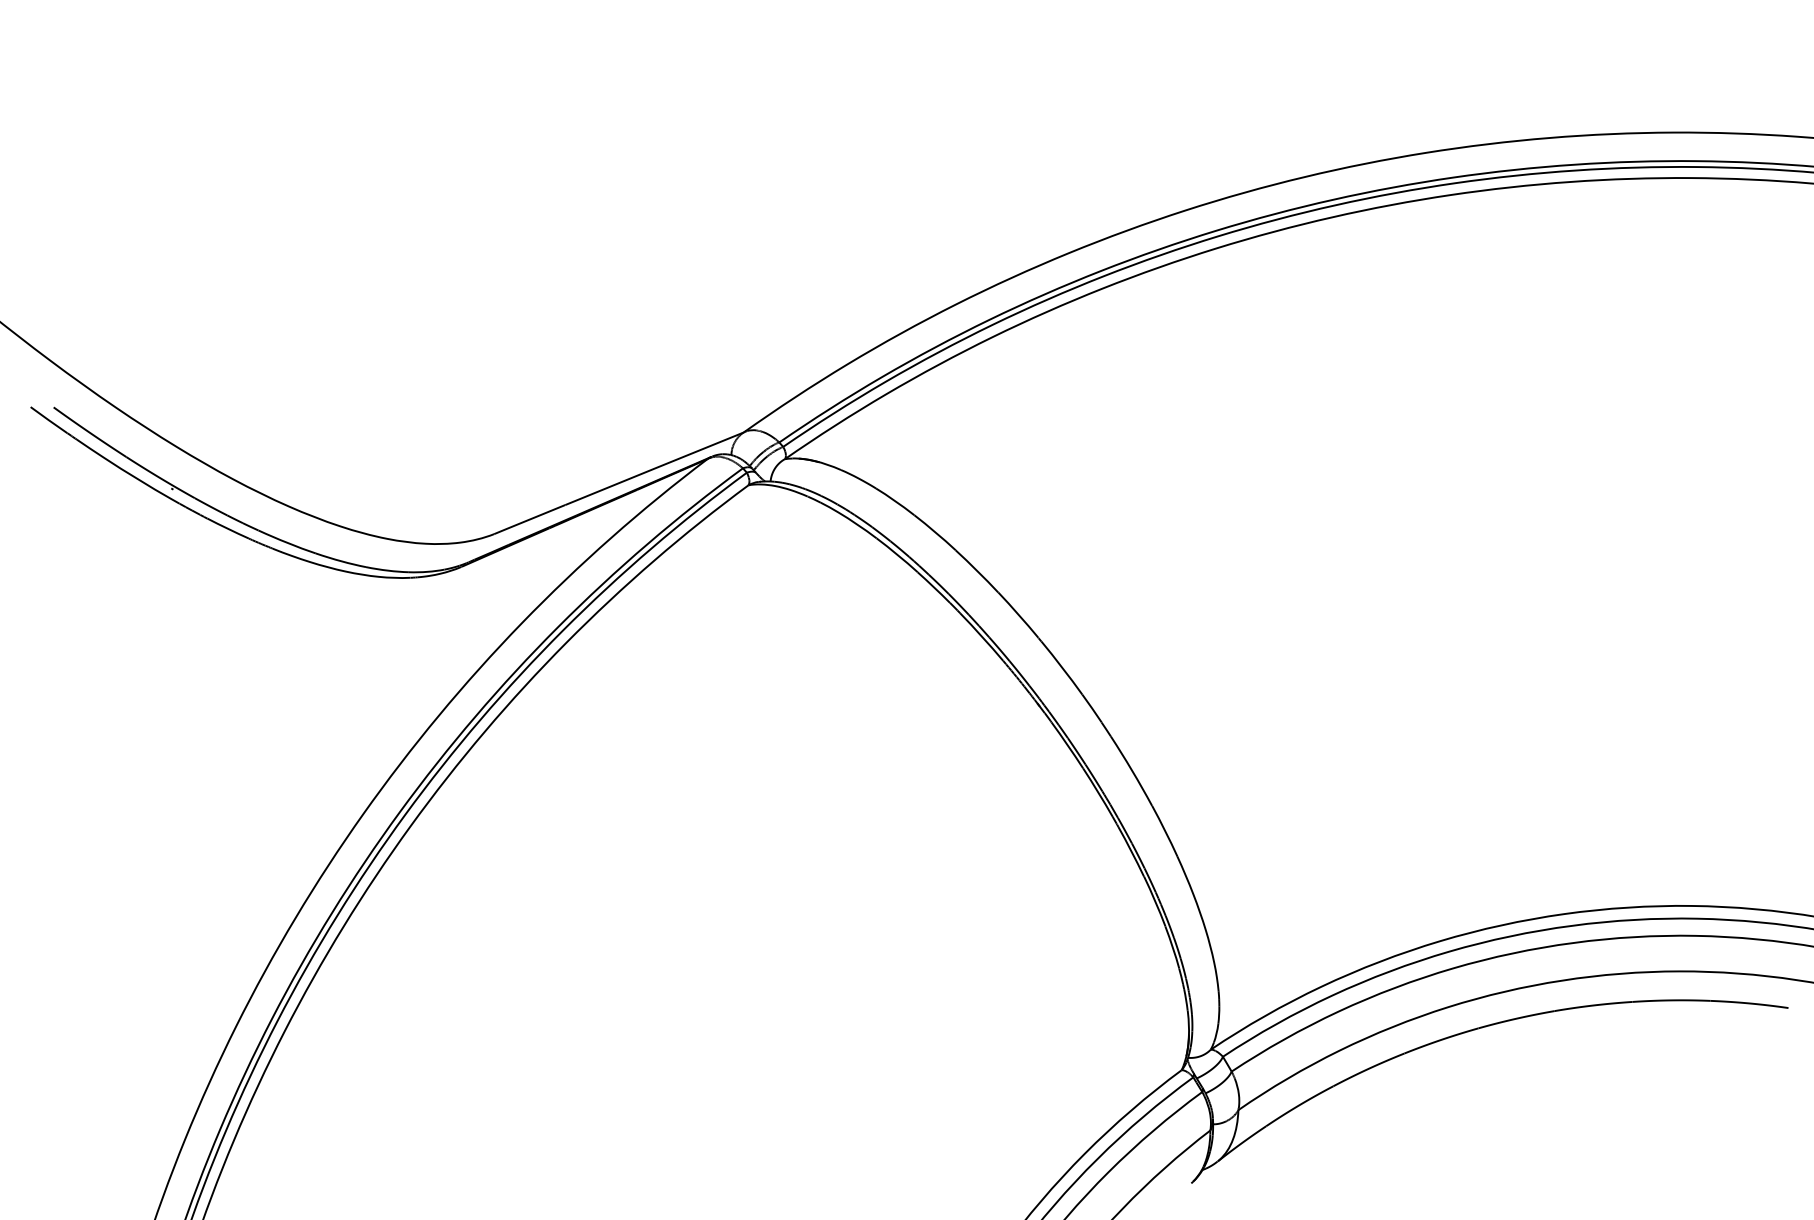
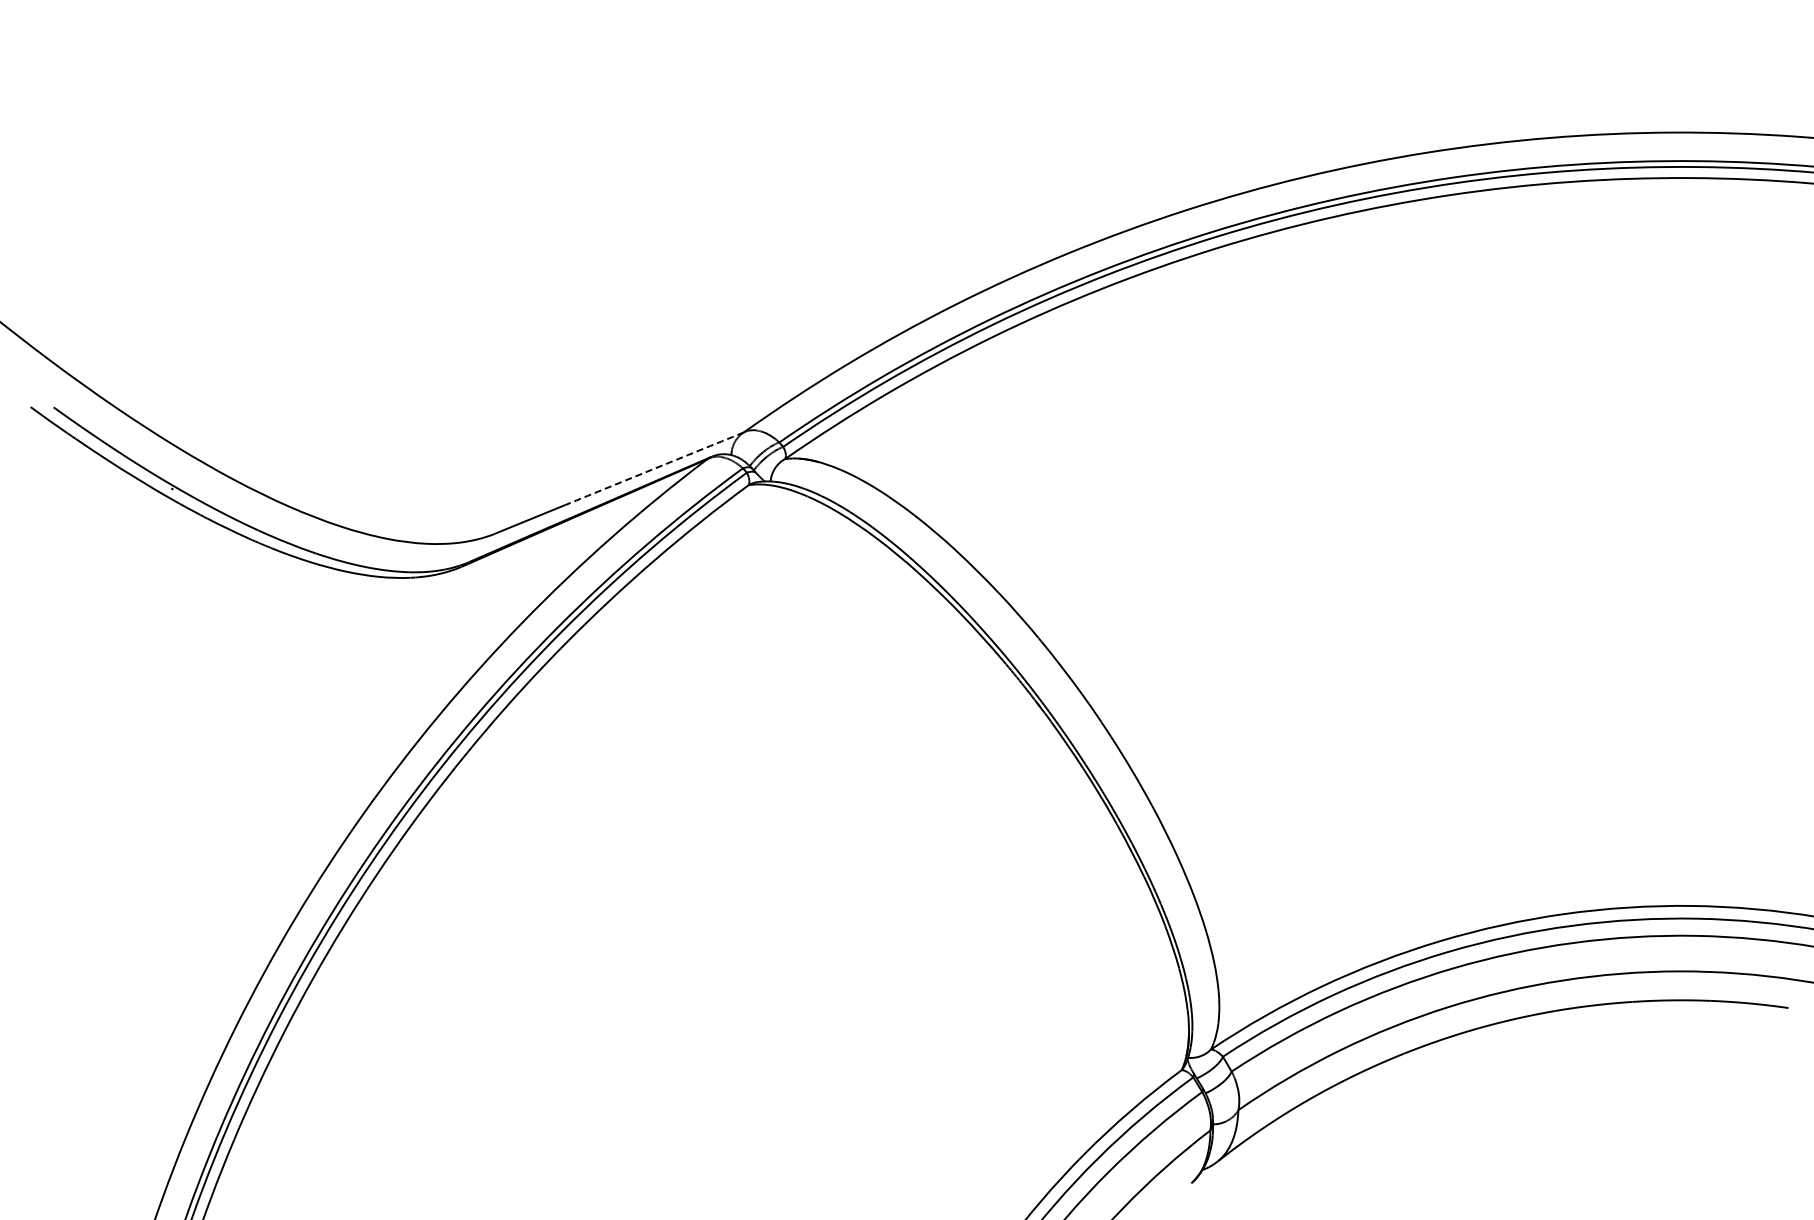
arc: solid -> dashed (654, 468)
